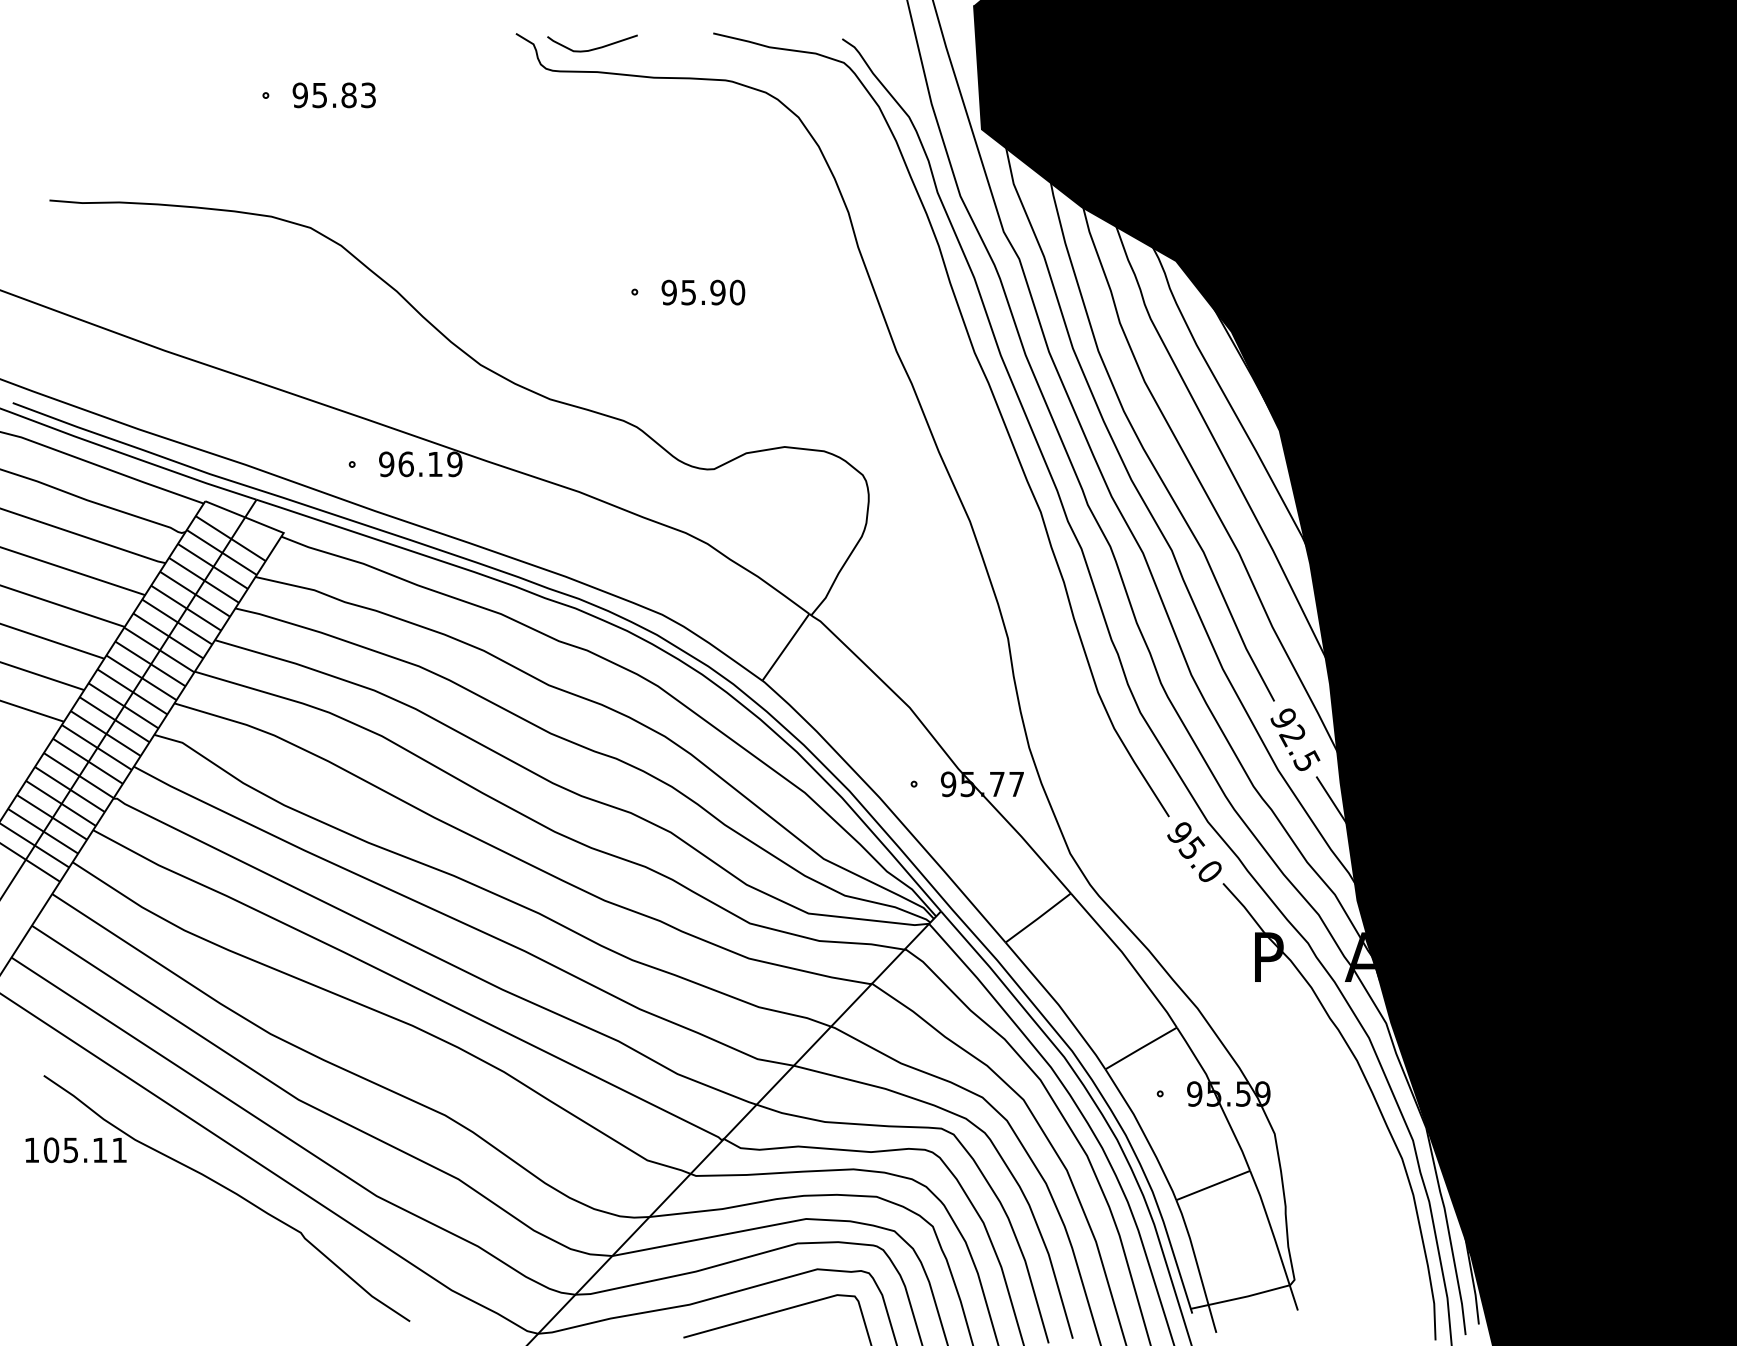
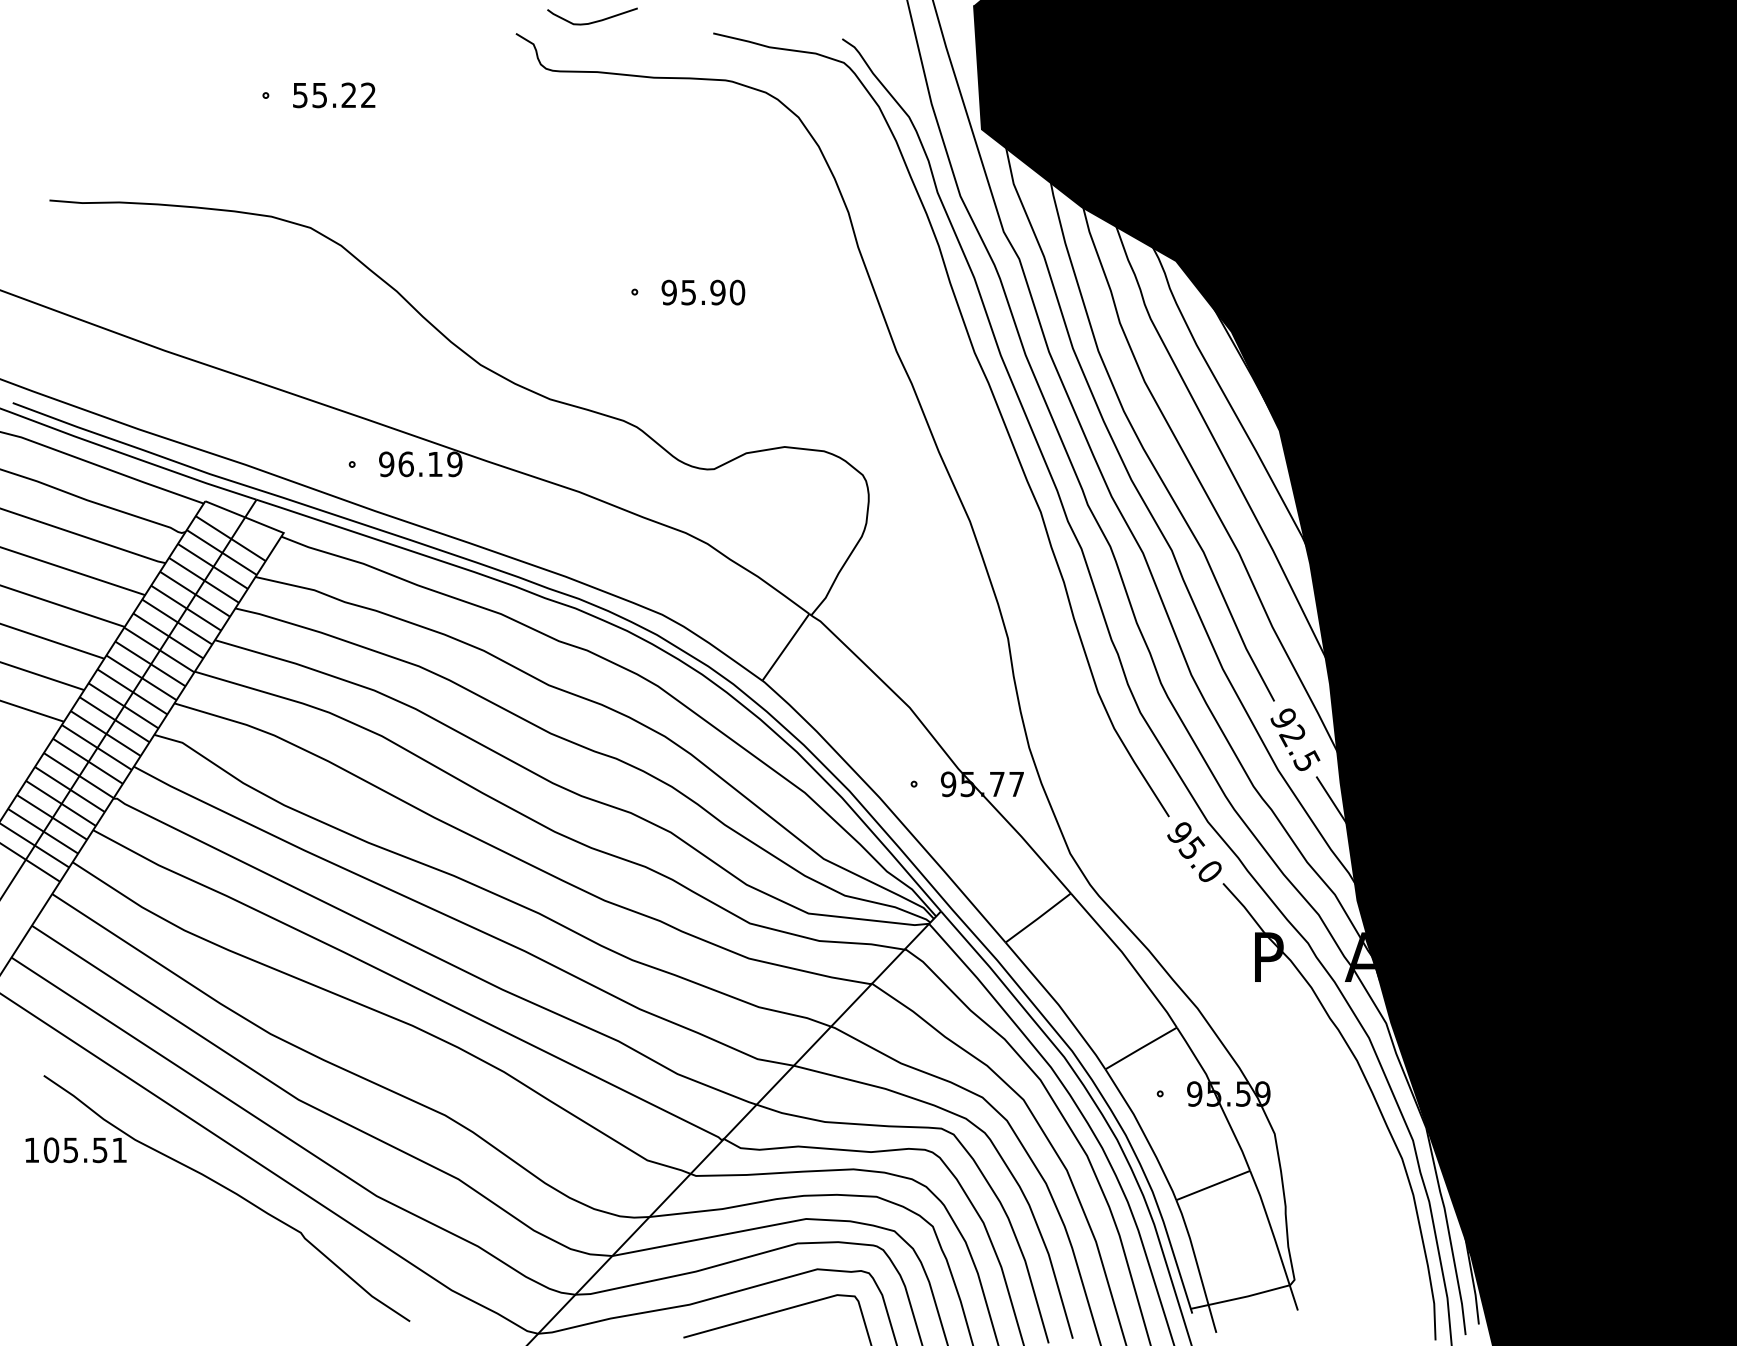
curve position: (592, 48) -> (592, 21) (592, 21)
text: 95.83 -> 55.22 (333, 95)
text: 105.11 -> 105.51 (99, 1150)
